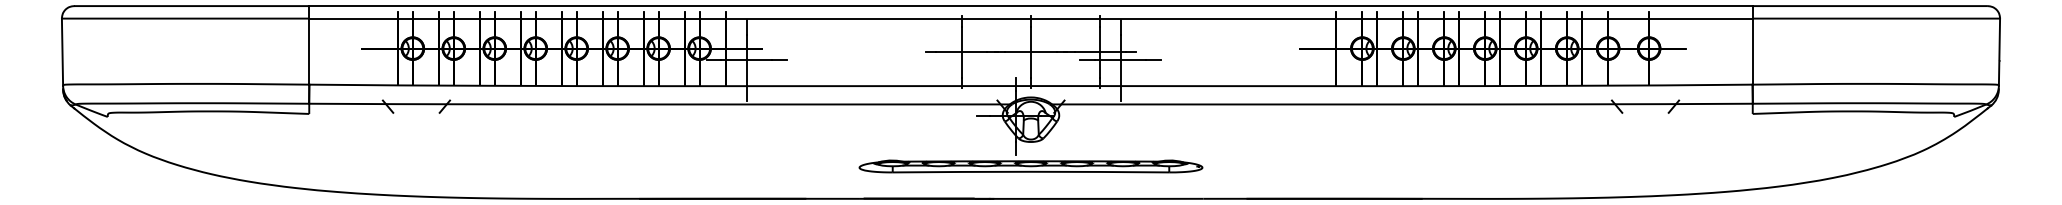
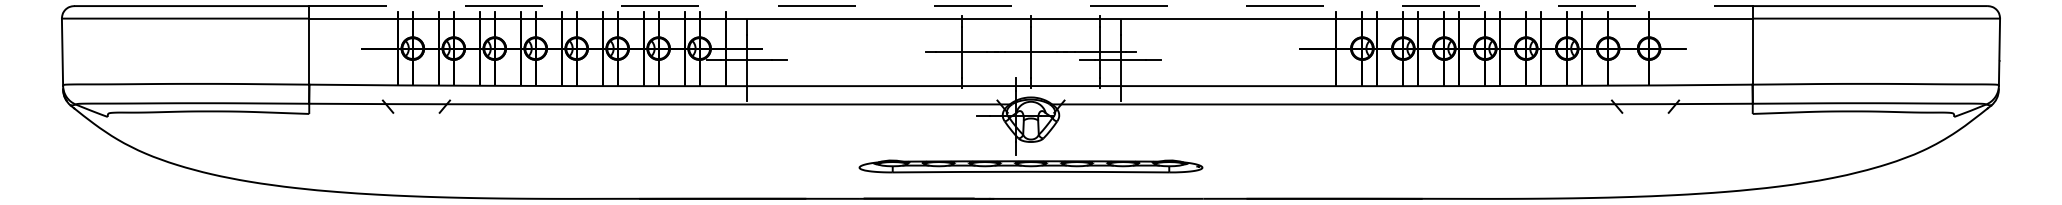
line: solid -> dashed (1031, 6)
